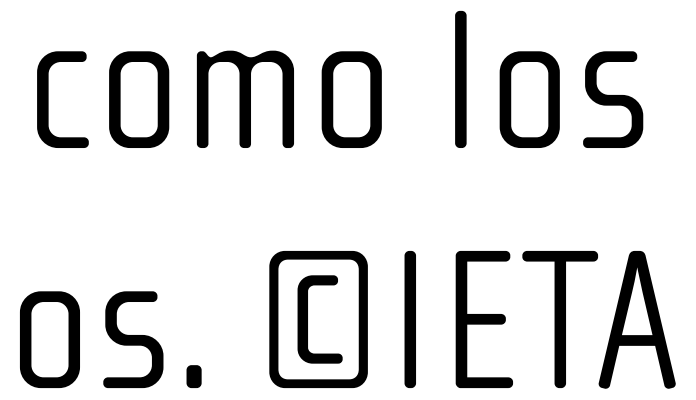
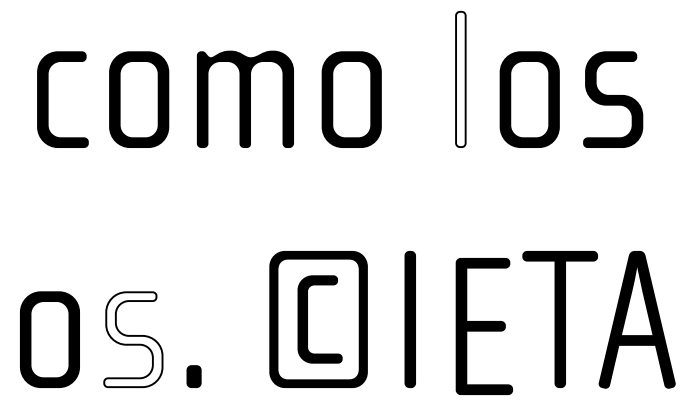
fill: present -> none (460, 79)
part position: (483, 319) -> (483, 326) (483, 326)
fill: present -> none (133, 339)
